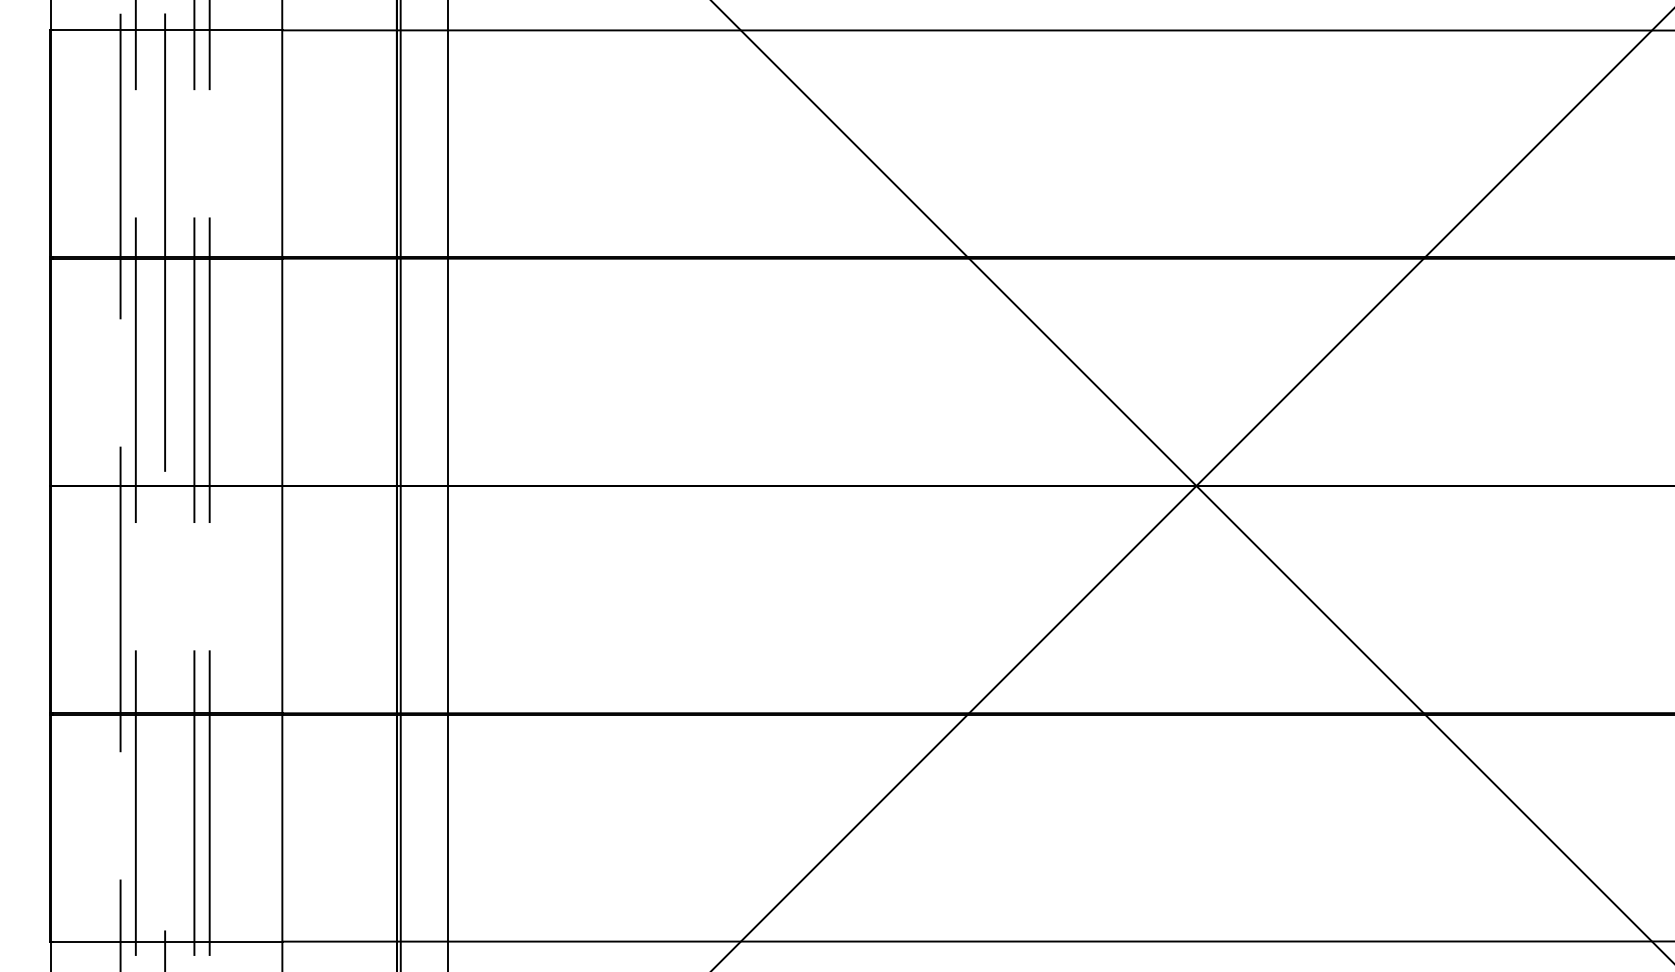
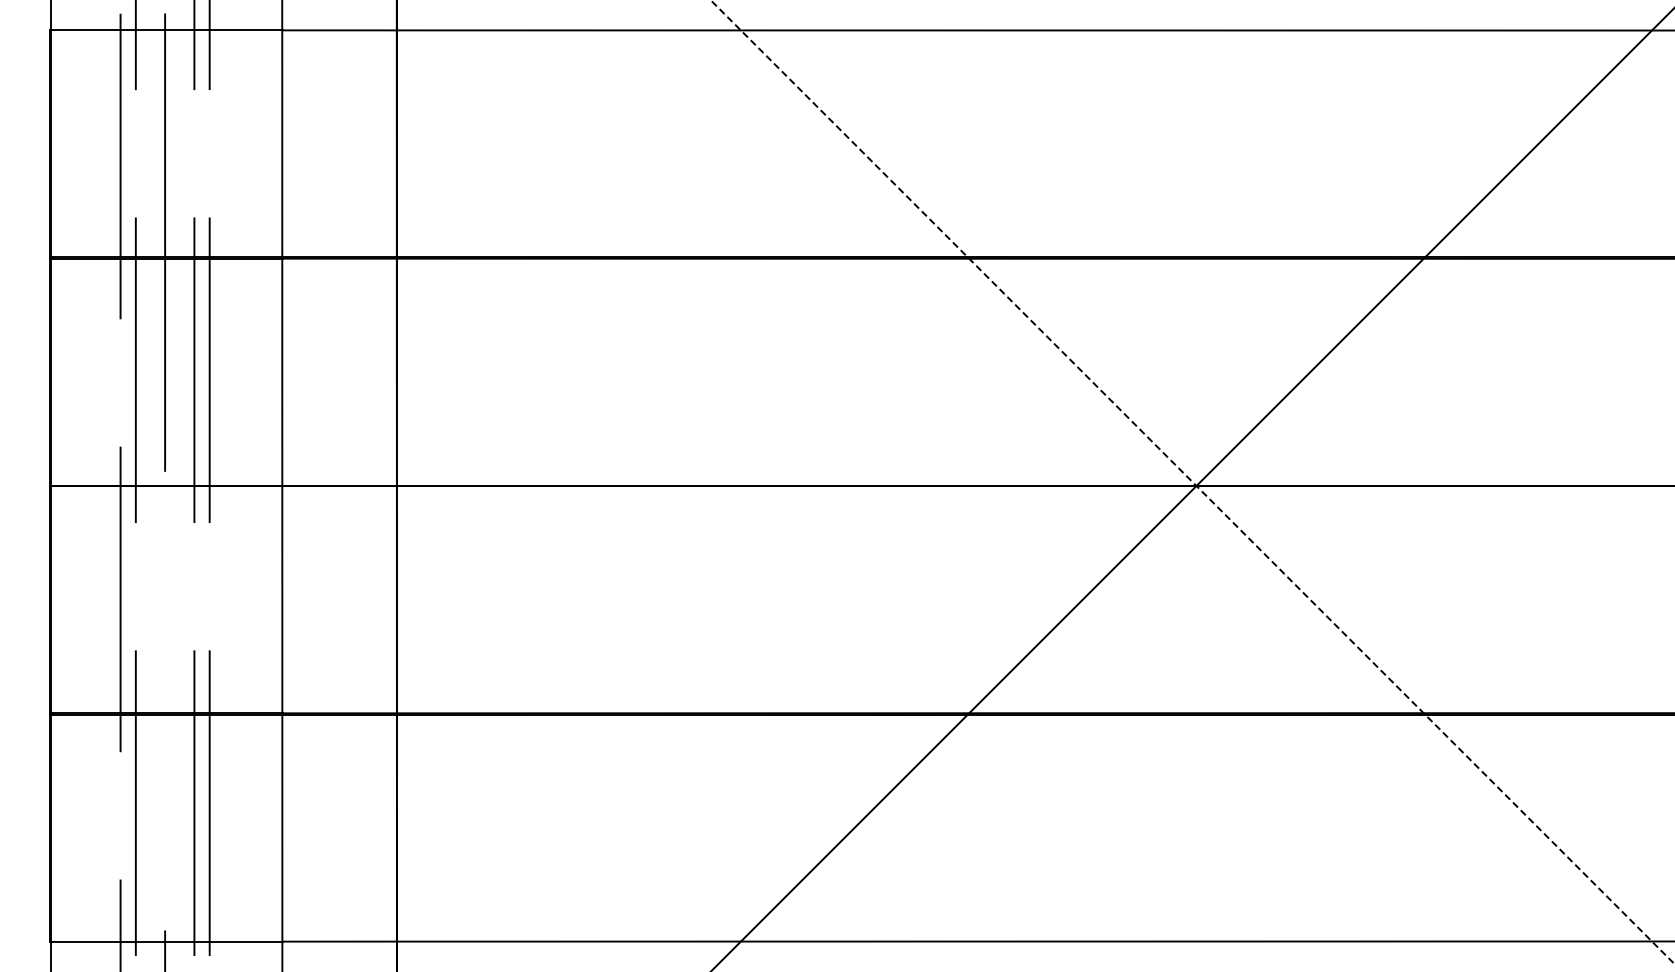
line: solid -> dashed (1192, 481)
line: present -> none (400, 485)
line: present -> none (447, 485)
